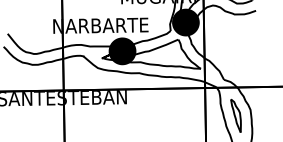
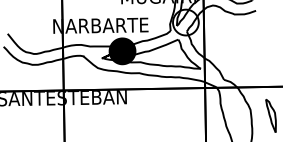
fill: present -> none (185, 22)
part position: (235, 115) -> (270, 115) (270, 115)
